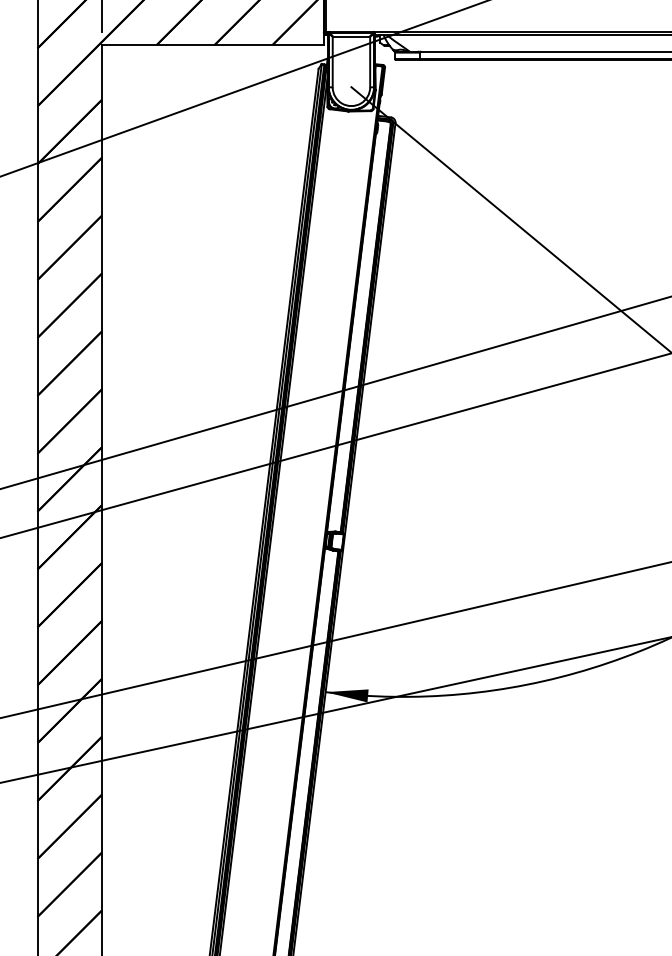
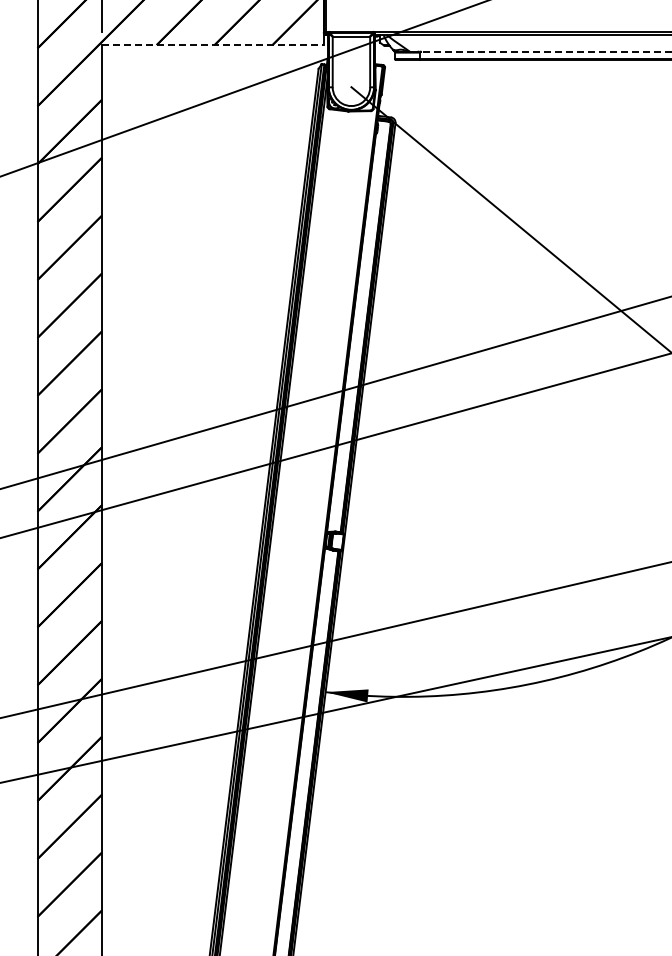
line: solid -> dashed (212, 45)
line: solid -> dashed (546, 51)
